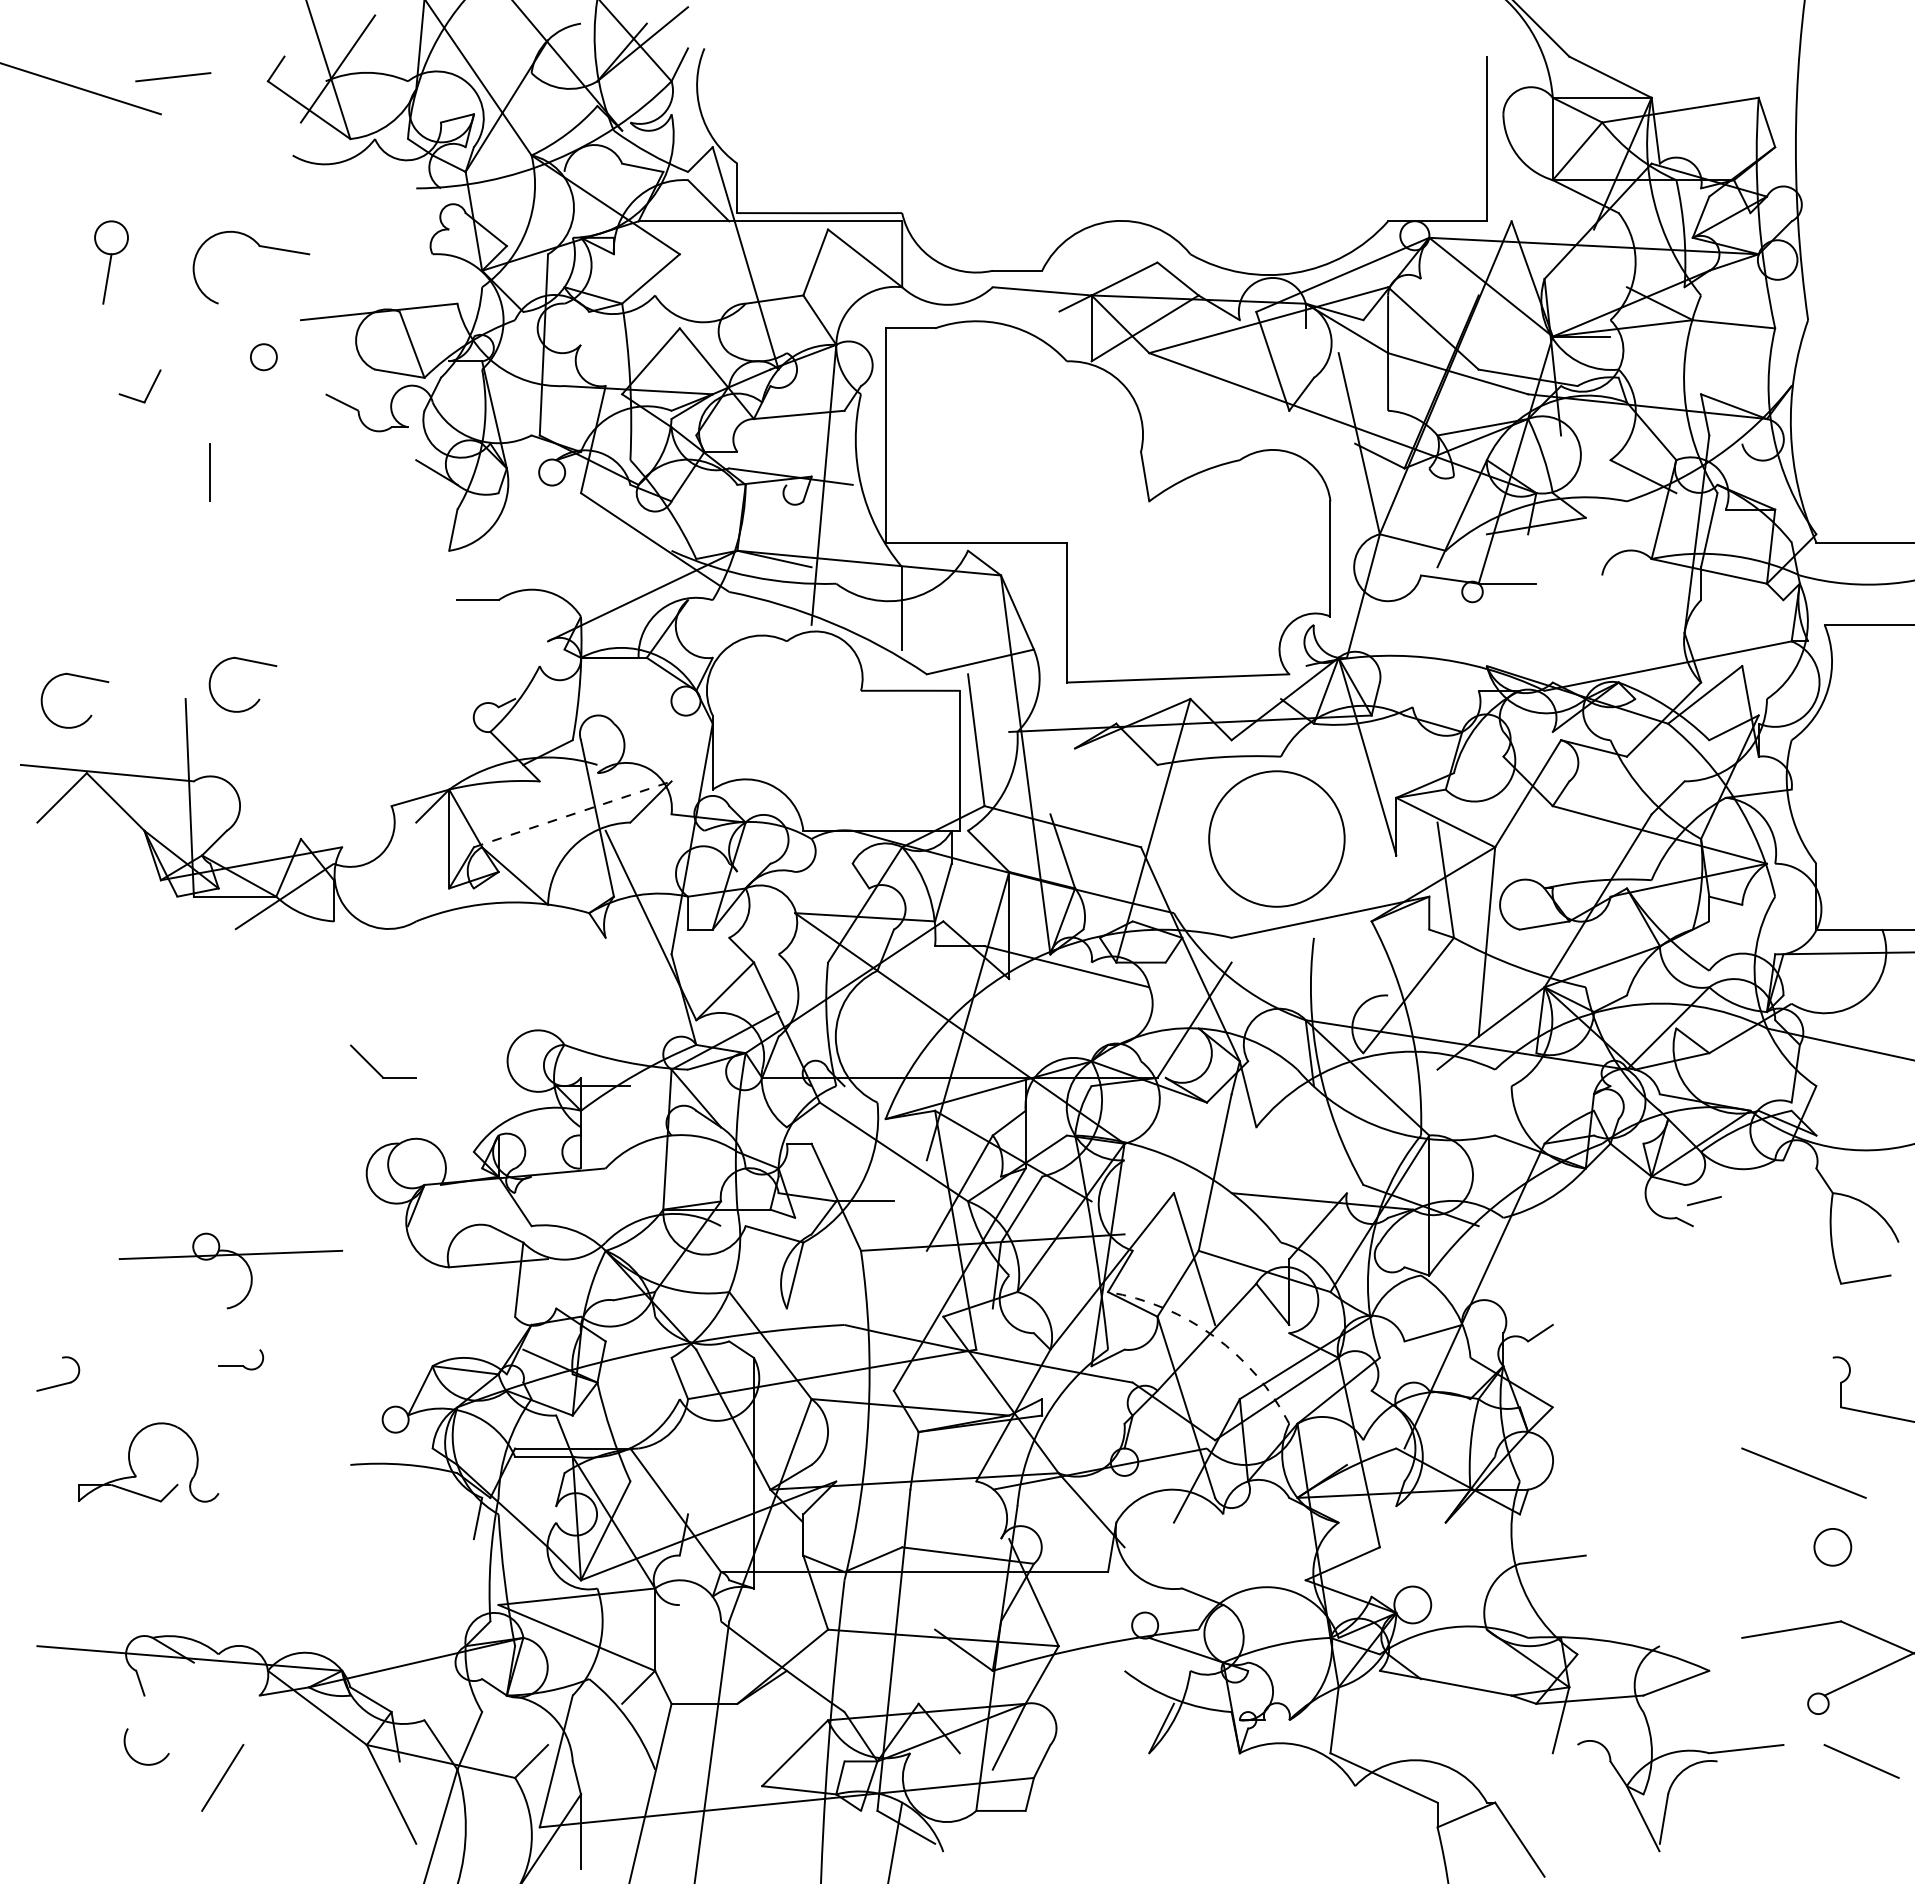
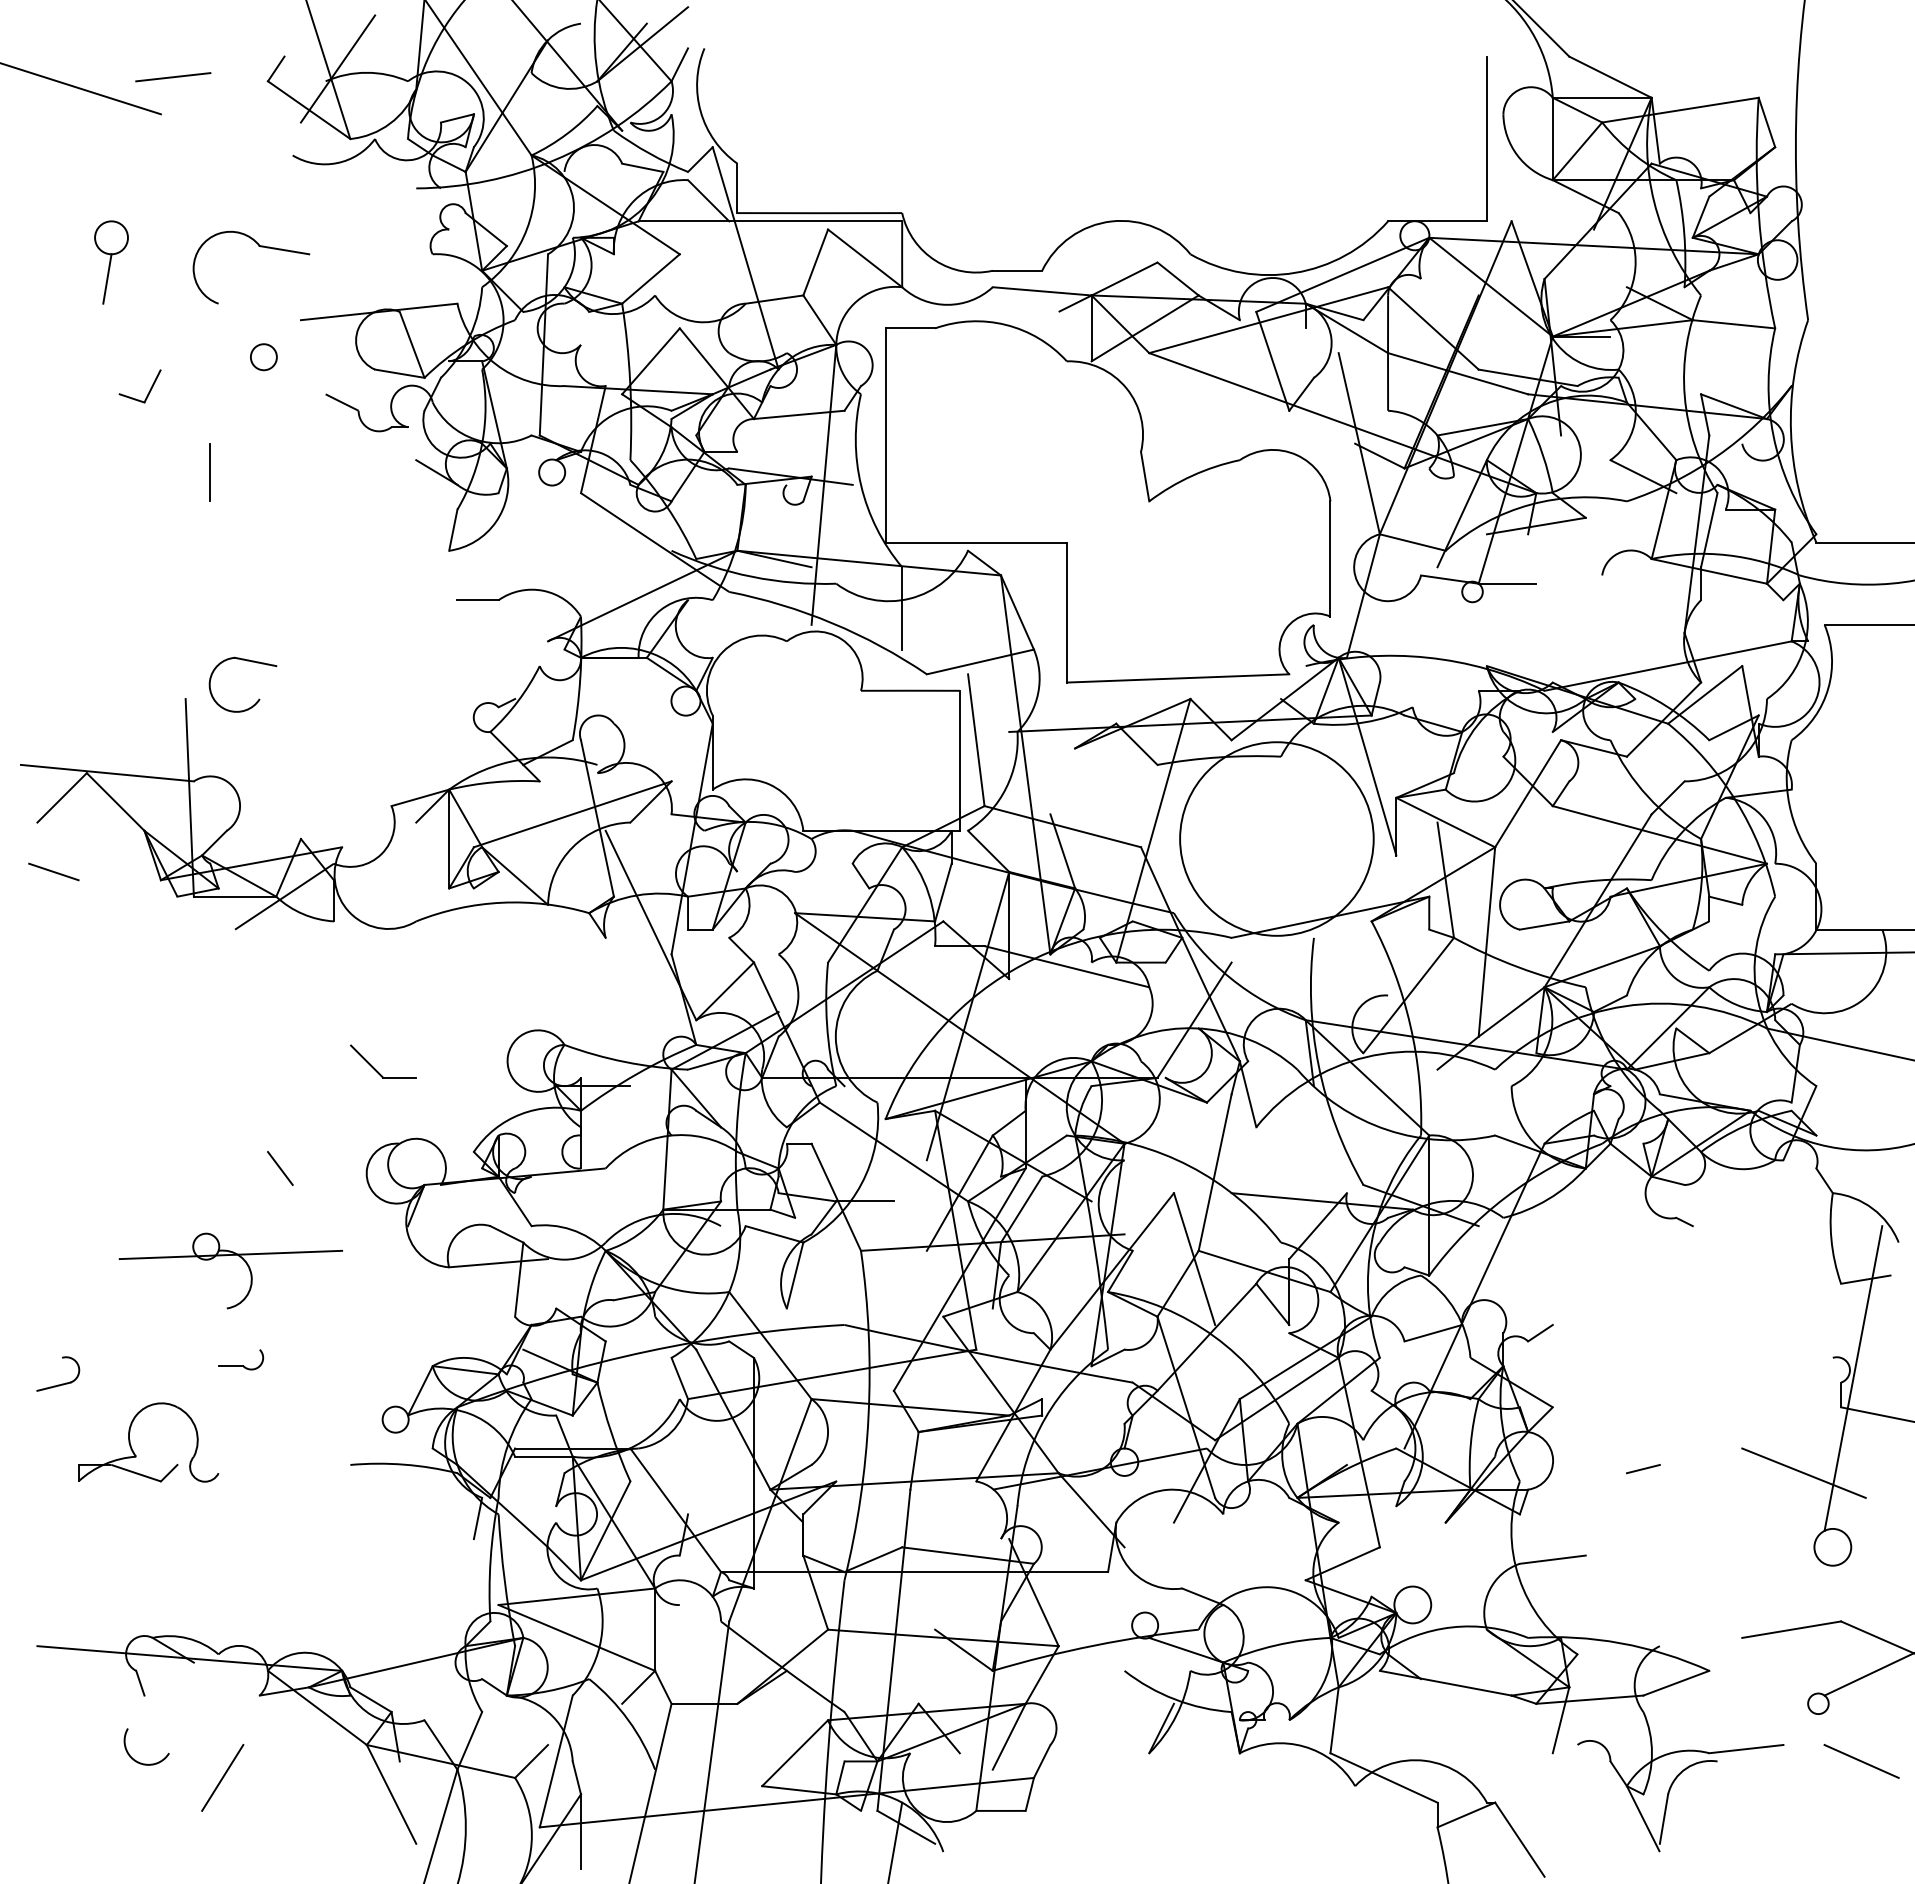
part: present -> none (90, 715)
line: dashed -> solid (573, 814)
circle diameter: 136 px -> 194 px (1276, 838)
line: none -> present (53, 871)
line: none -> present (280, 1168)
line position: (1704, 1201) -> (1643, 1469) (1643, 1469)
arc: dashed -> solid (1214, 1336)
line: none -> present (1853, 1378)
part position: (133, 1470) -> (133, 1450) (133, 1450)
